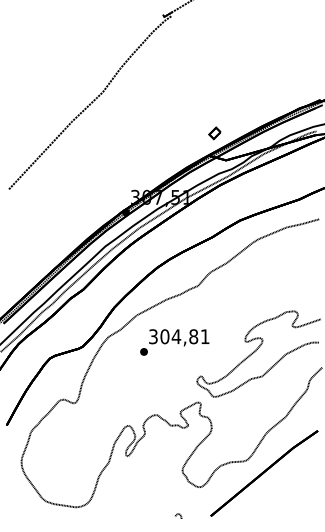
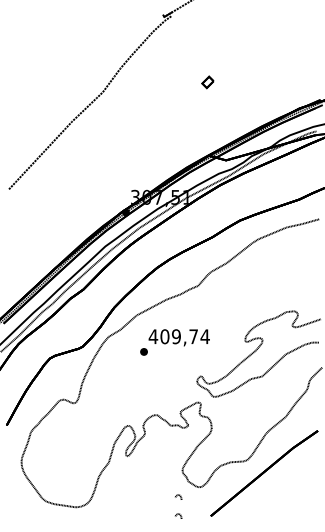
part position: (214, 133) -> (207, 82) (207, 82)
text: 304,81 -> 409,74 (178, 336)
curve: none -> present (178, 495)
